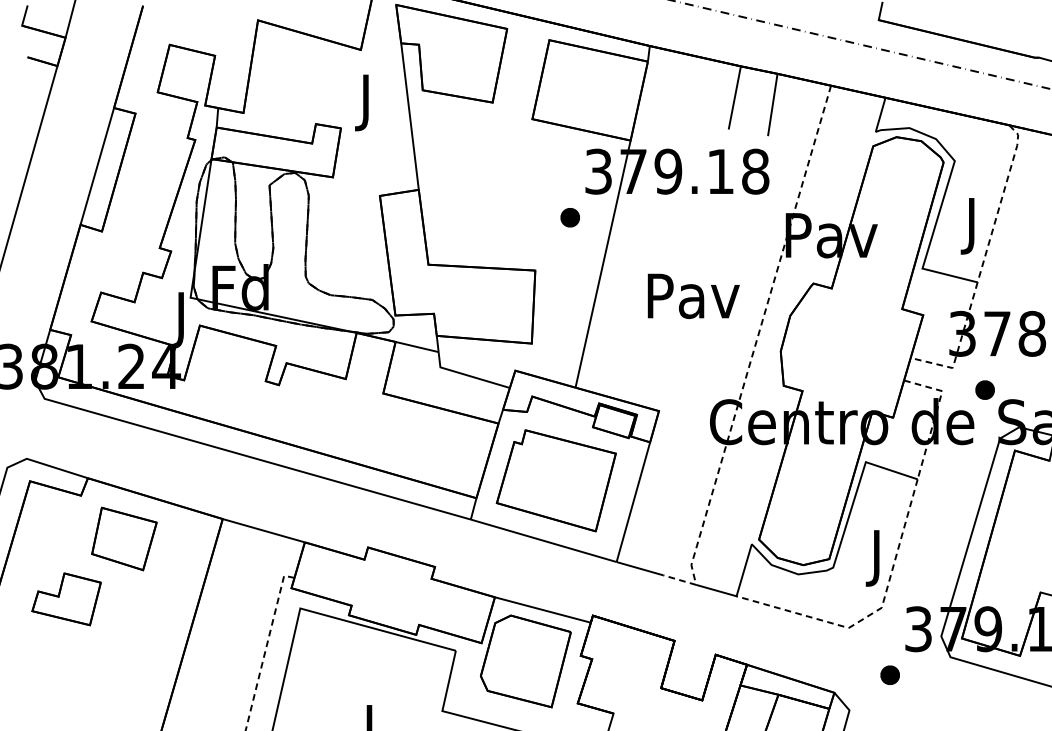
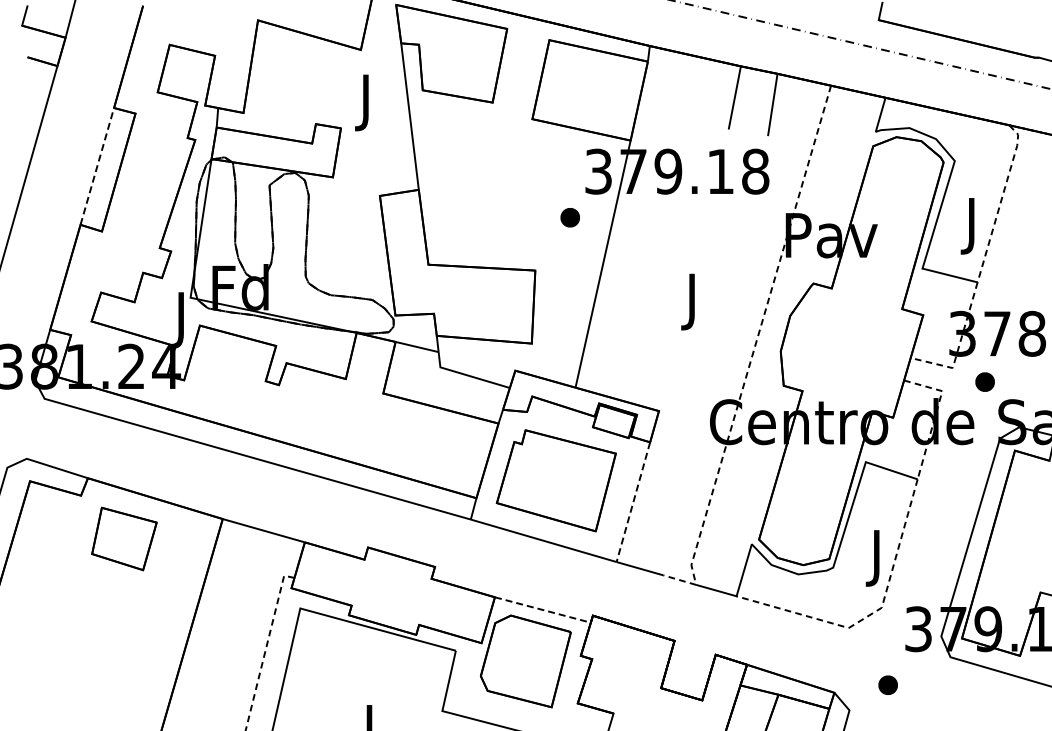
line: solid -> dashed (97, 166)
text: Pav -> J (693, 301)
part position: (984, 389) -> (984, 381) (984, 381)
line: solid -> dashed (633, 502)
part: present -> none (66, 599)
line: solid -> dashed (542, 609)
part position: (889, 674) -> (887, 684) (887, 684)
